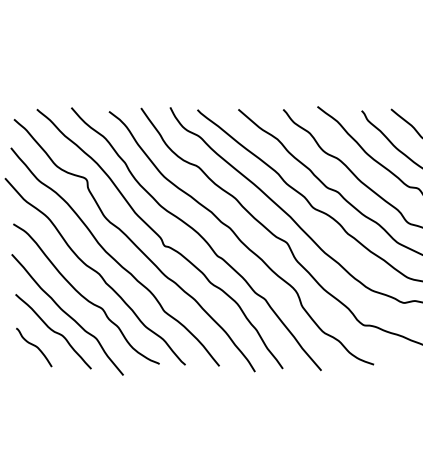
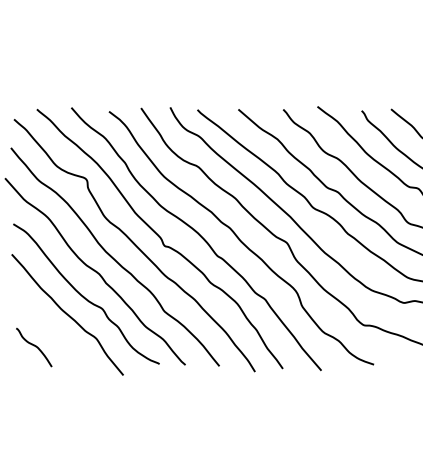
curve: present -> none (53, 331)
